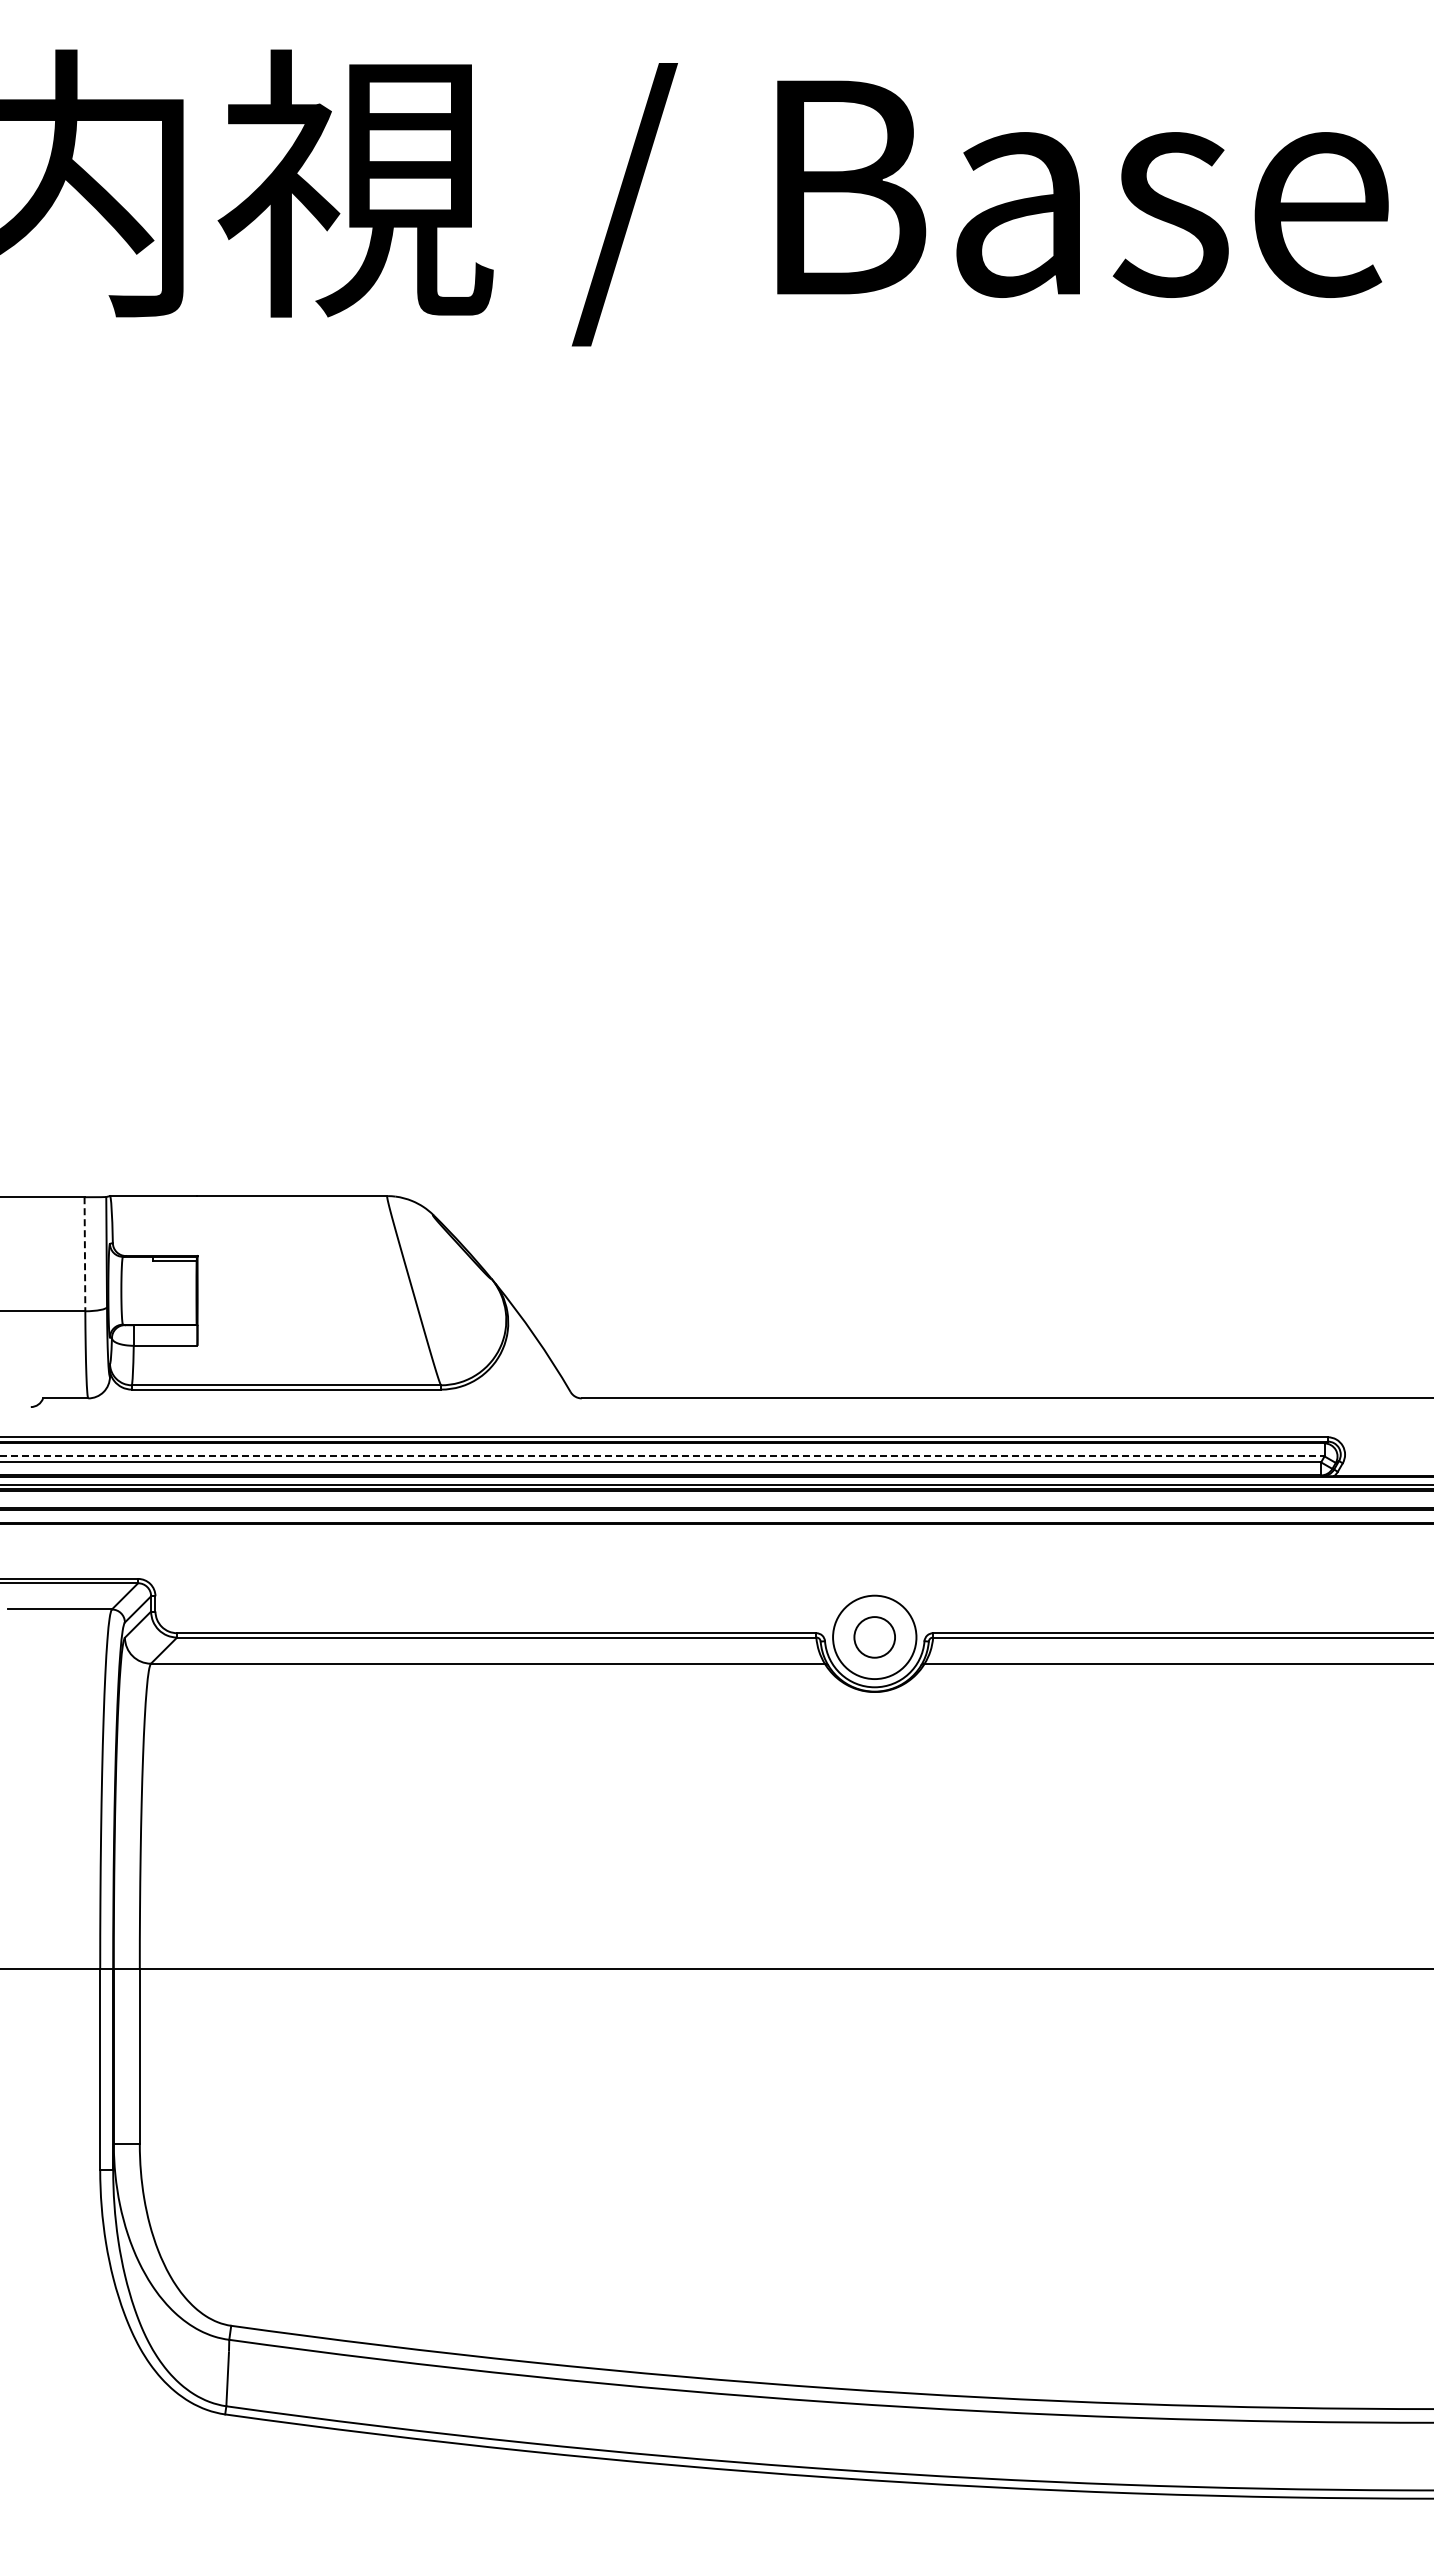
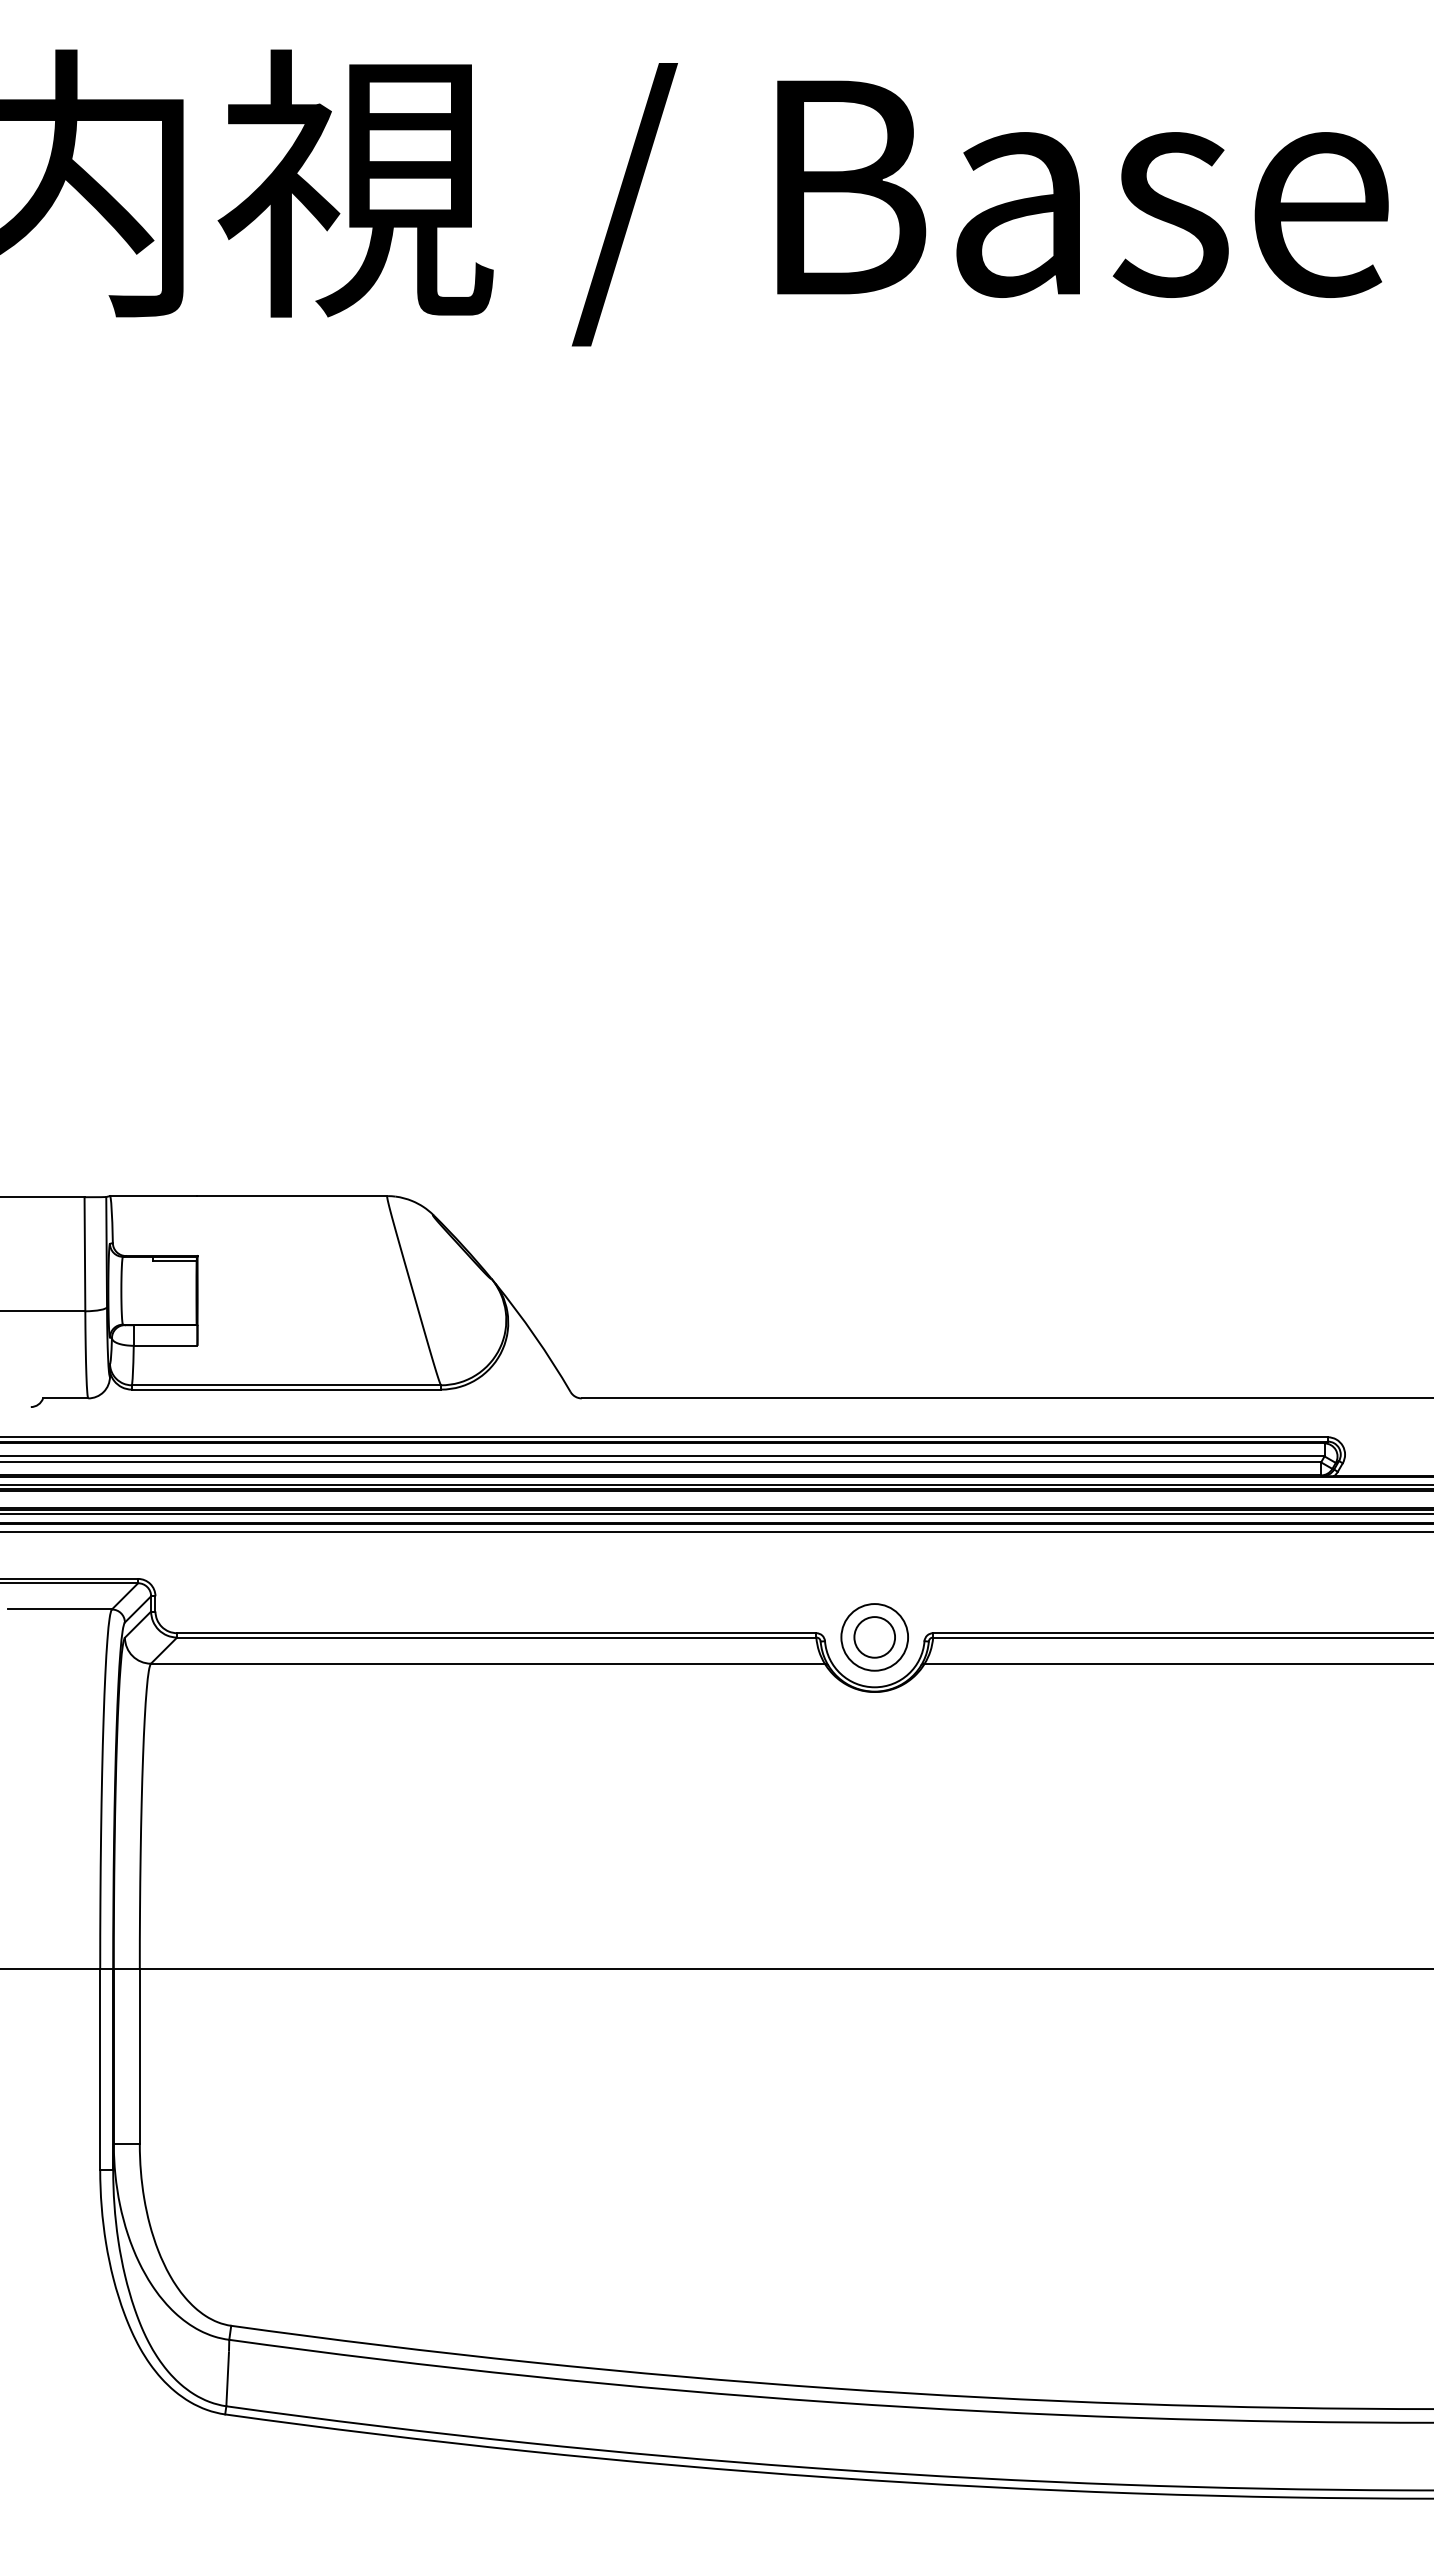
line: dashed -> solid (84, 1254)
line: dashed -> solid (662, 1456)
line: none -> present (716, 1513)
line: none -> present (716, 1532)
circle diameter: 83 px -> 67 px (874, 1637)
